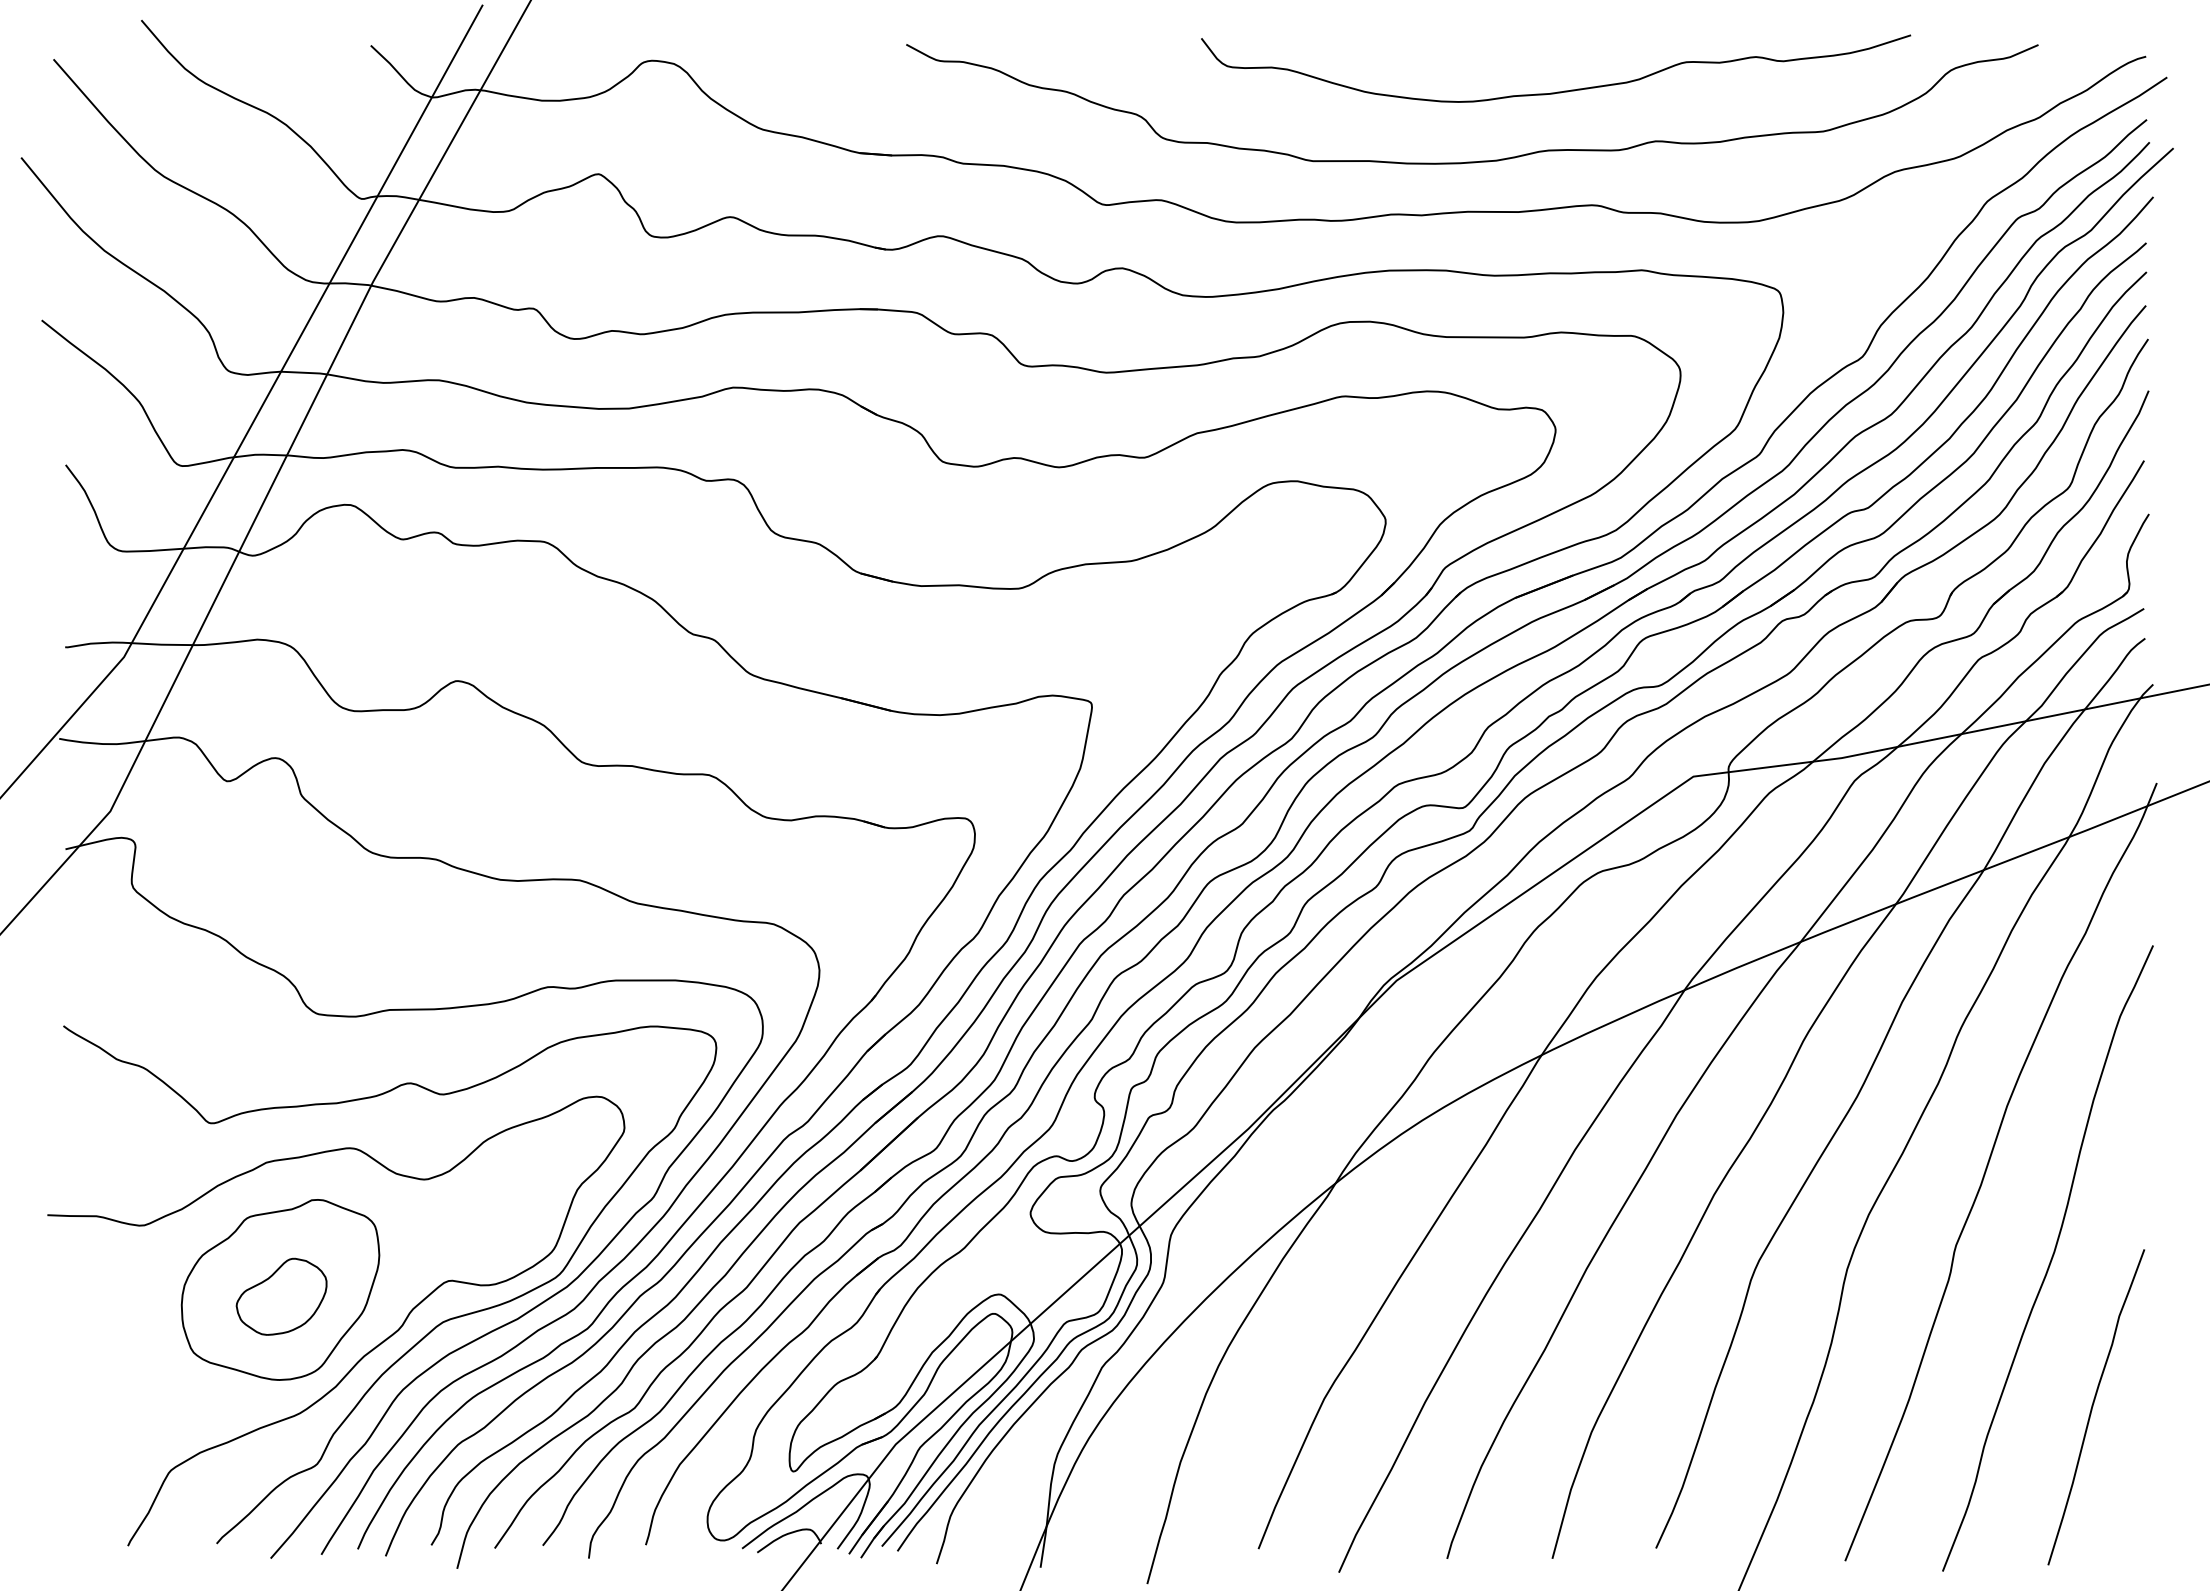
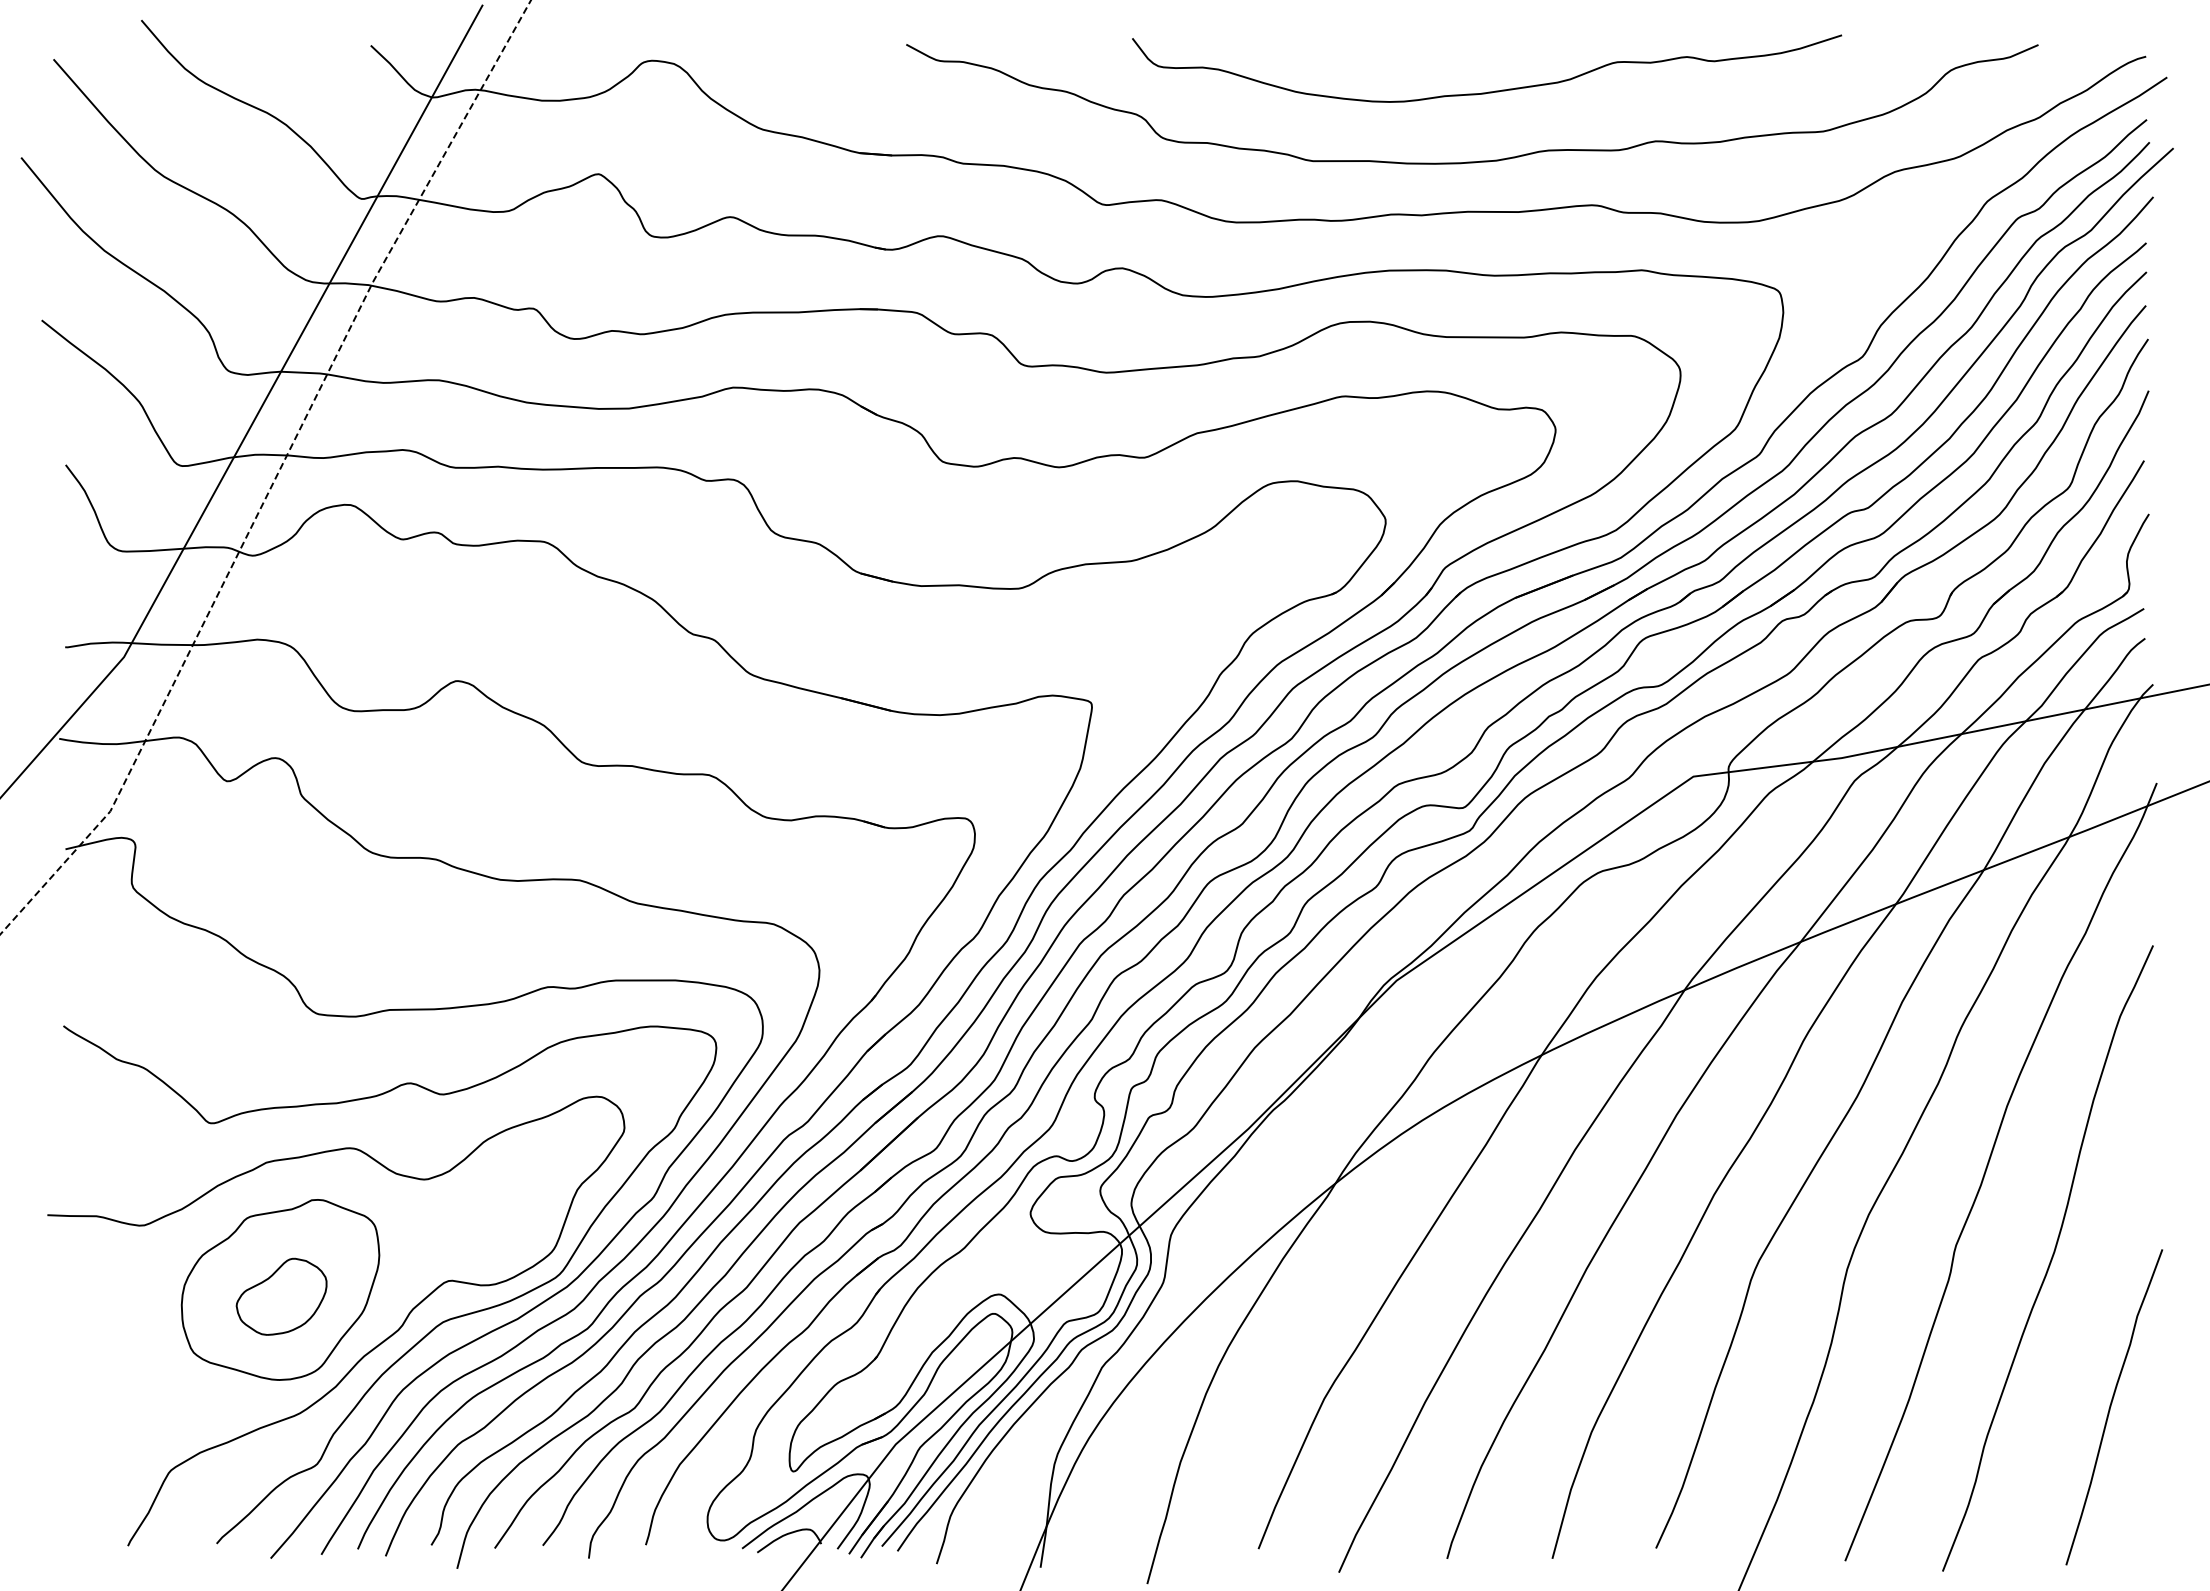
curve position: (1557, 91) -> (1488, 91) (1488, 91)
line: solid -> dashed (276, 475)
curve position: (2093, 1406) -> (2111, 1406) (2111, 1406)
